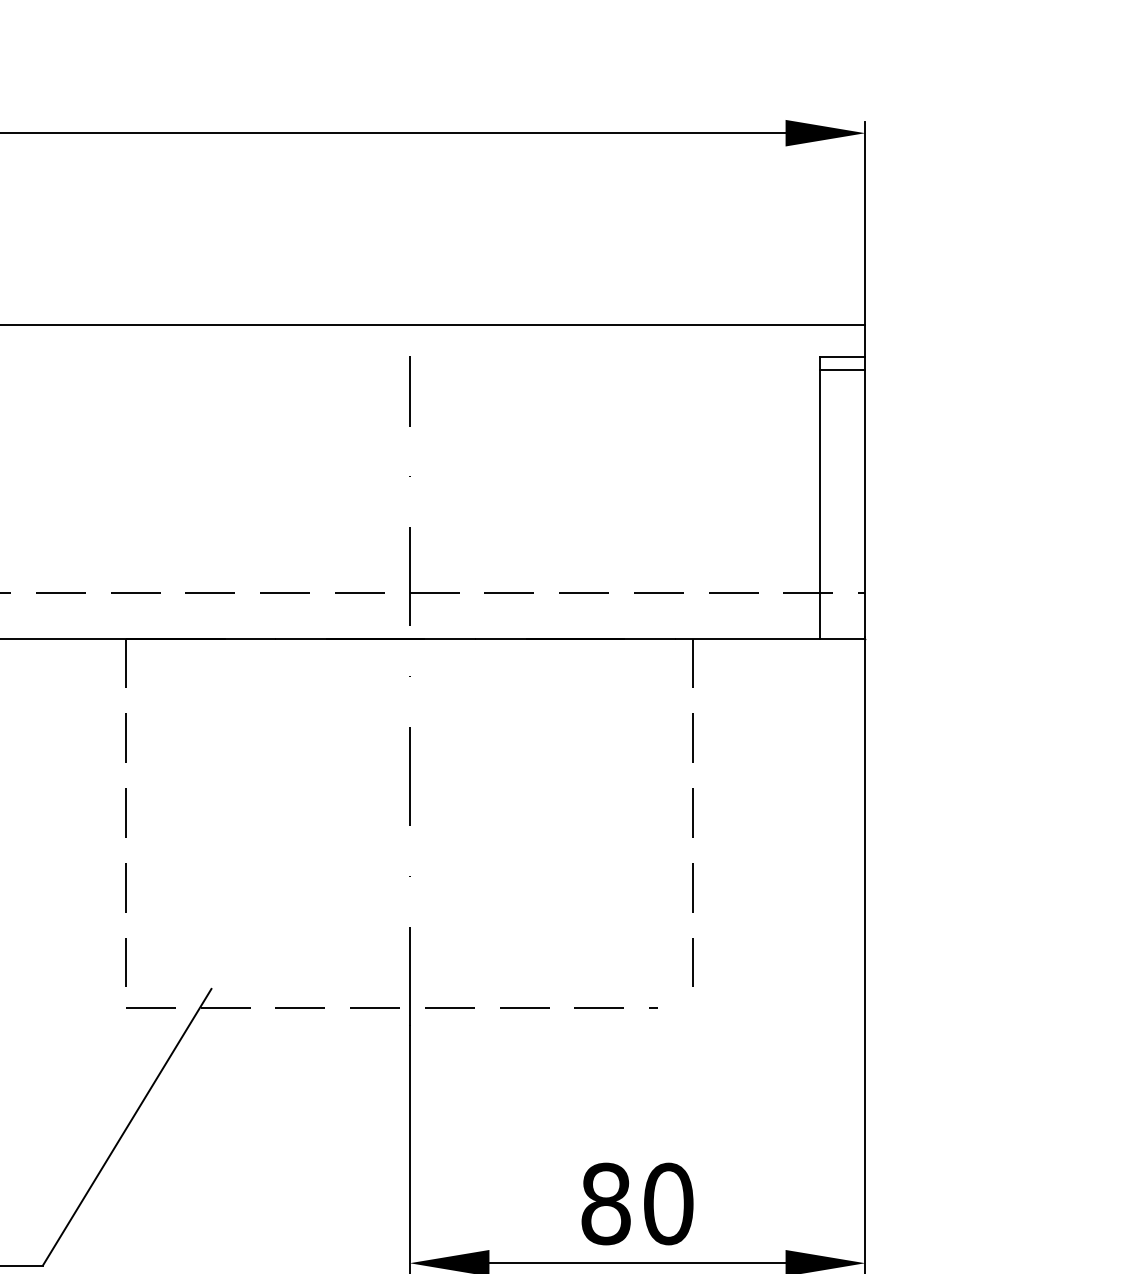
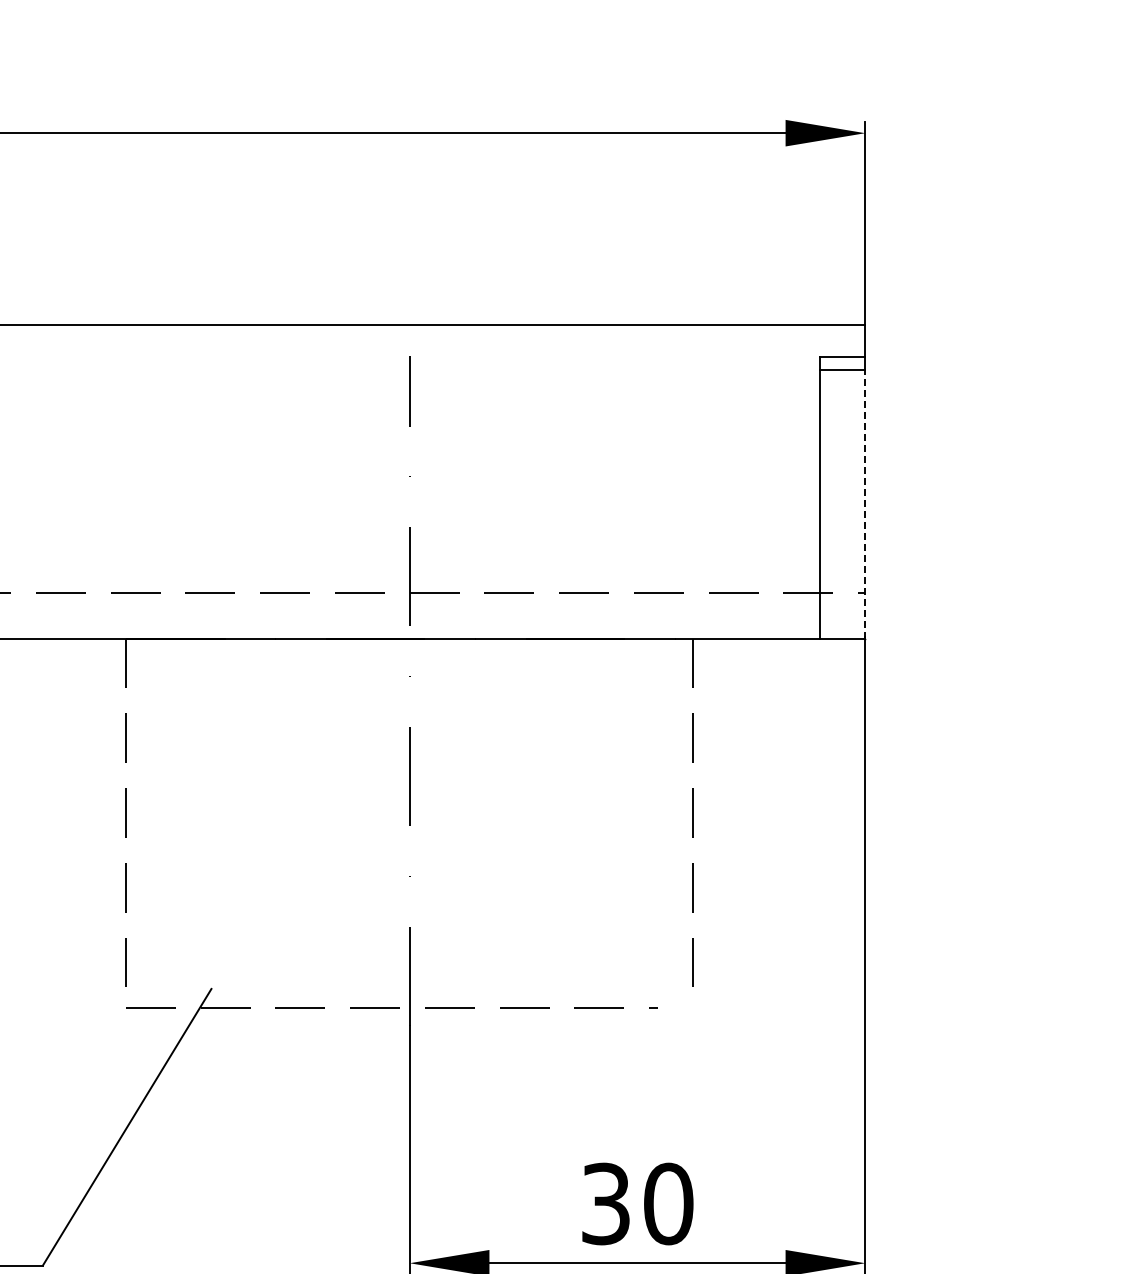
line: solid -> dashed (865, 503)
text: 80 -> 30 (605, 1203)
